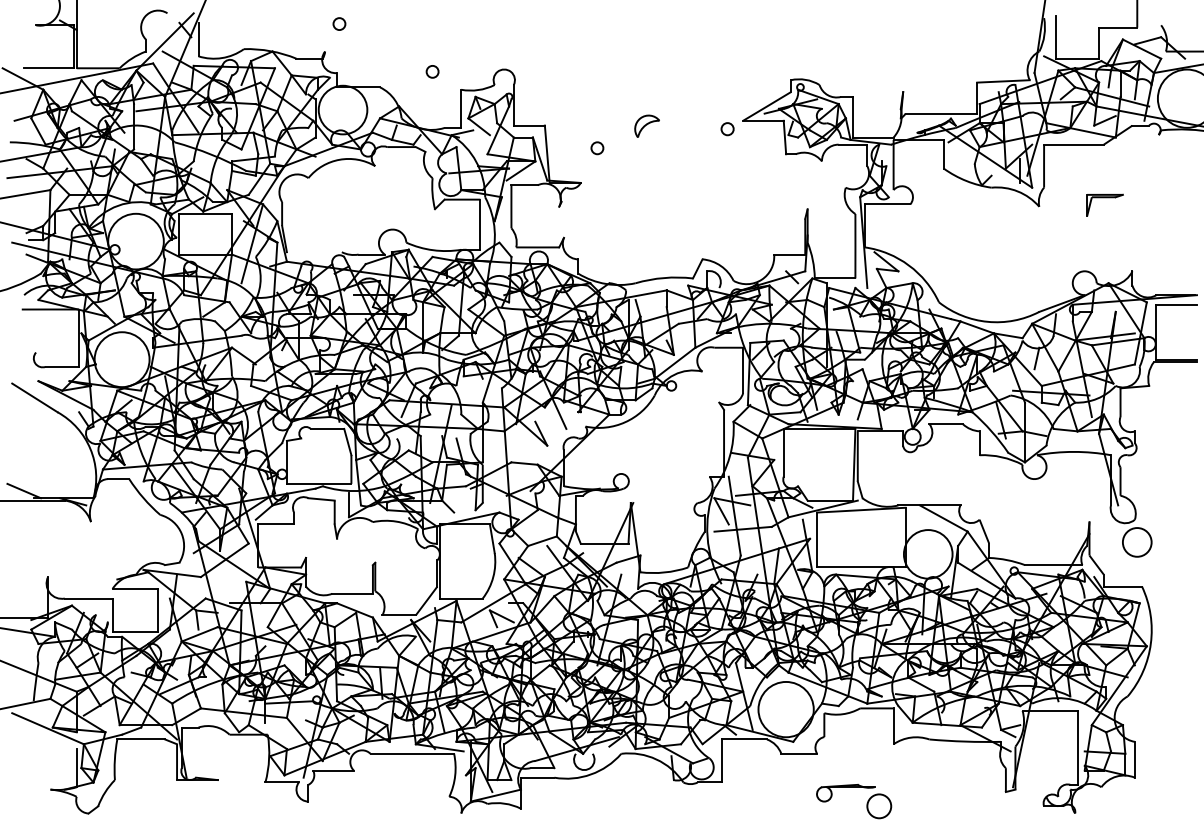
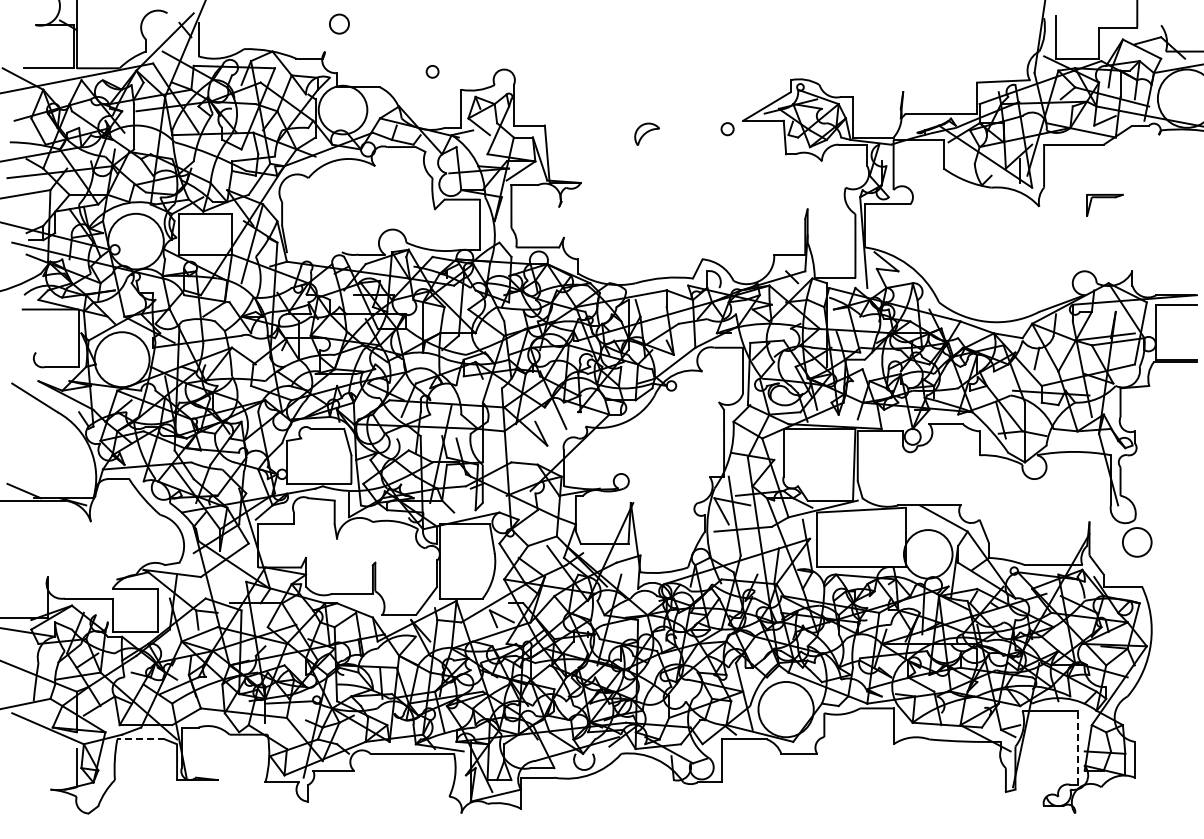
circle size: 15x14 px -> 21x22 px (339, 23)
part position: (646, 125) -> (646, 133) (646, 133)
circle: present -> none (597, 148)
line: solid -> dashed (141, 739)
line: solid -> dashed (1077, 747)
part: present -> none (866, 803)
